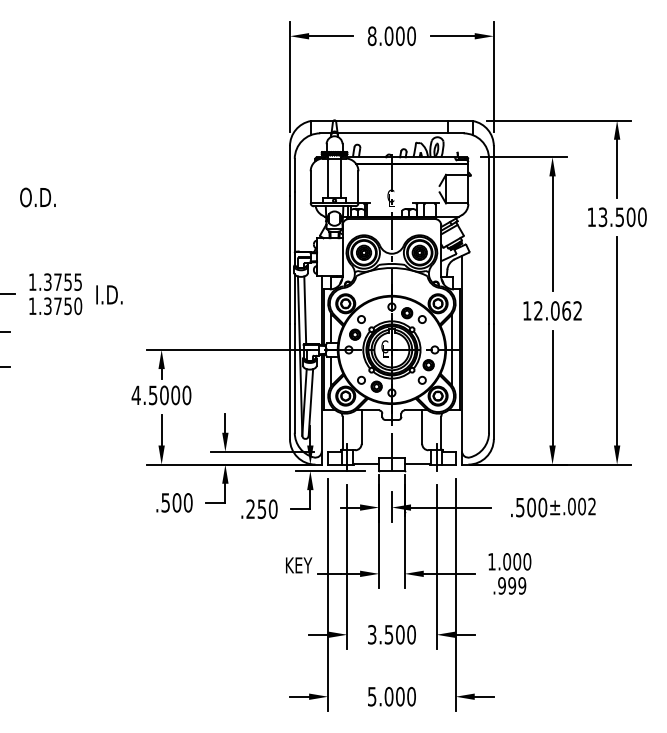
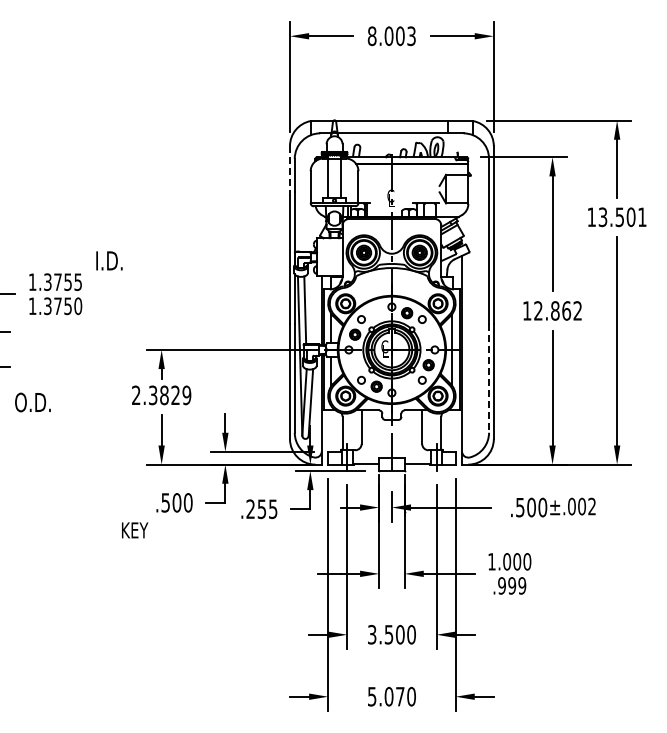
text: 8.000 -> 8.003 (411, 36)
line: solid -> dashed (289, 171)
text position: (37, 197) -> (32, 402) (32, 402)
text: 13.500 -> 13.501 (642, 217)
text position: (109, 294) -> (109, 260) (109, 260)
text: 12.062 -> 12.862 (555, 310)
line: solid -> dashed (489, 379)
text: 4.5000 -> 2.3829 (161, 395)
text: .250 -> .255 (272, 508)
text position: (299, 565) -> (135, 530) (135, 530)
text: 5.000 -> 5.070 (400, 696)
